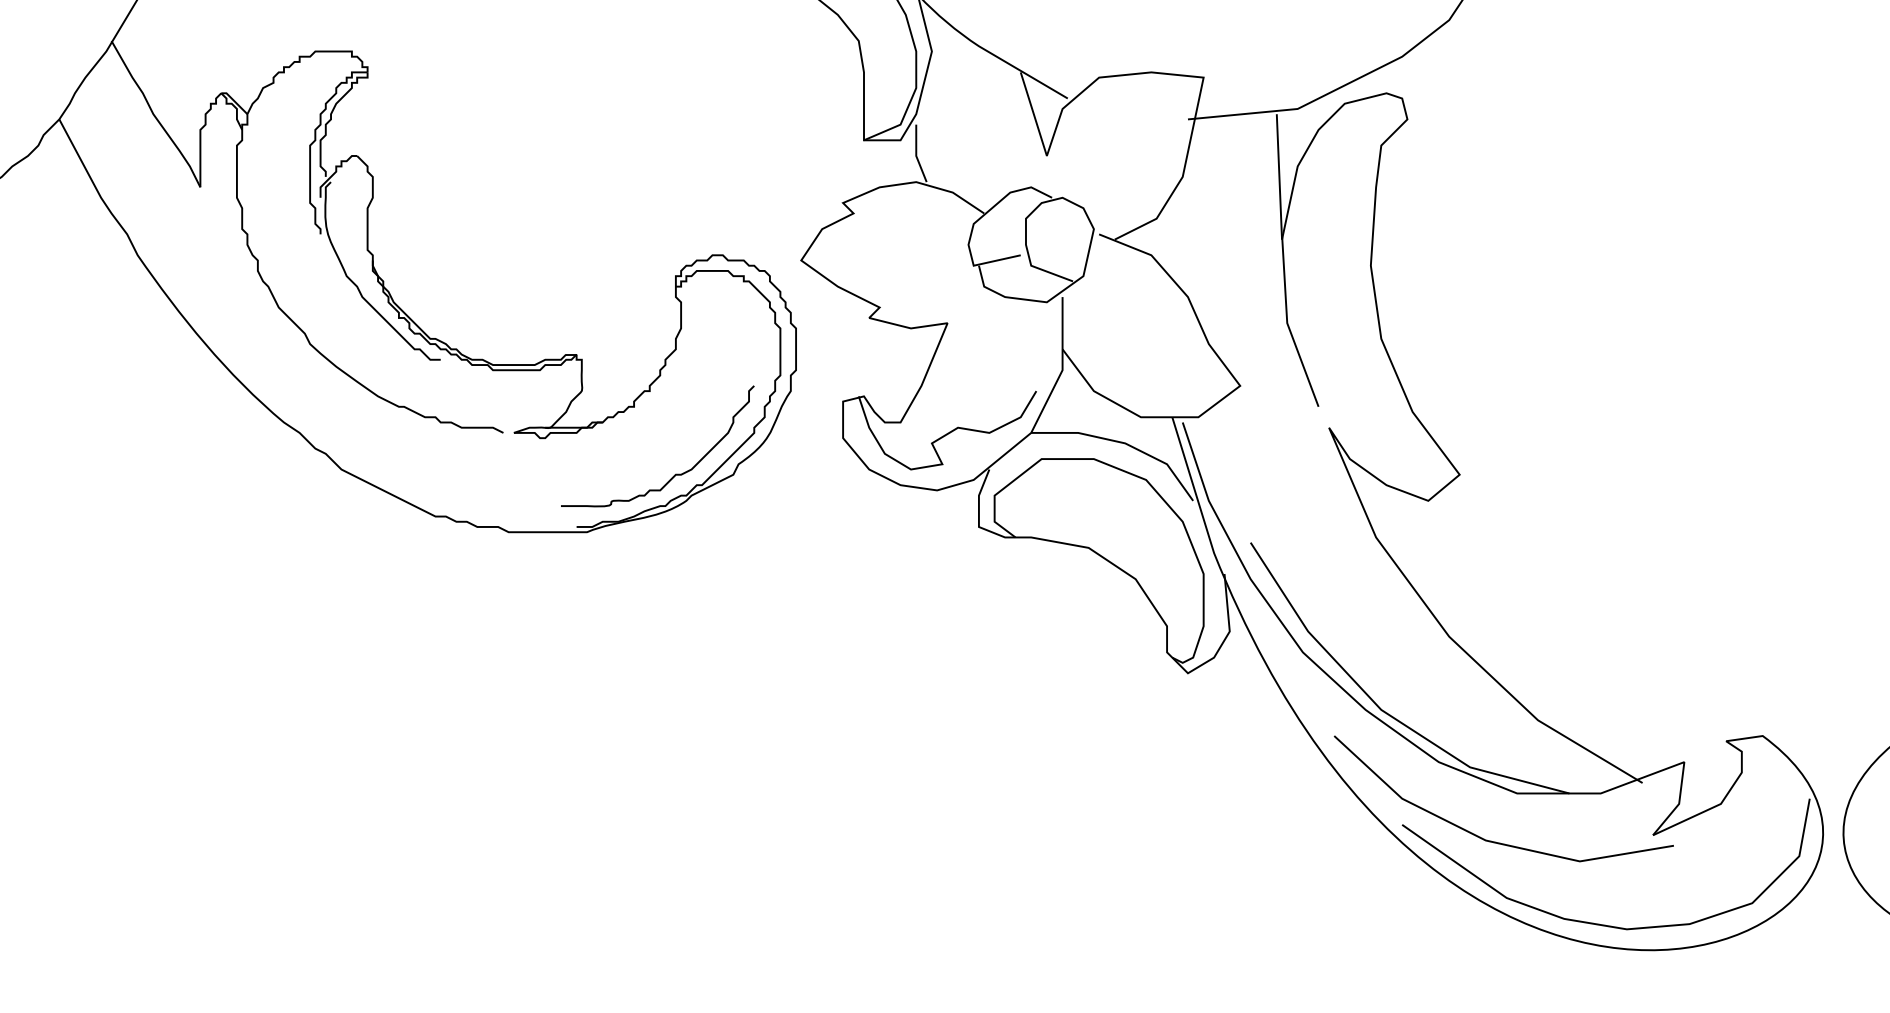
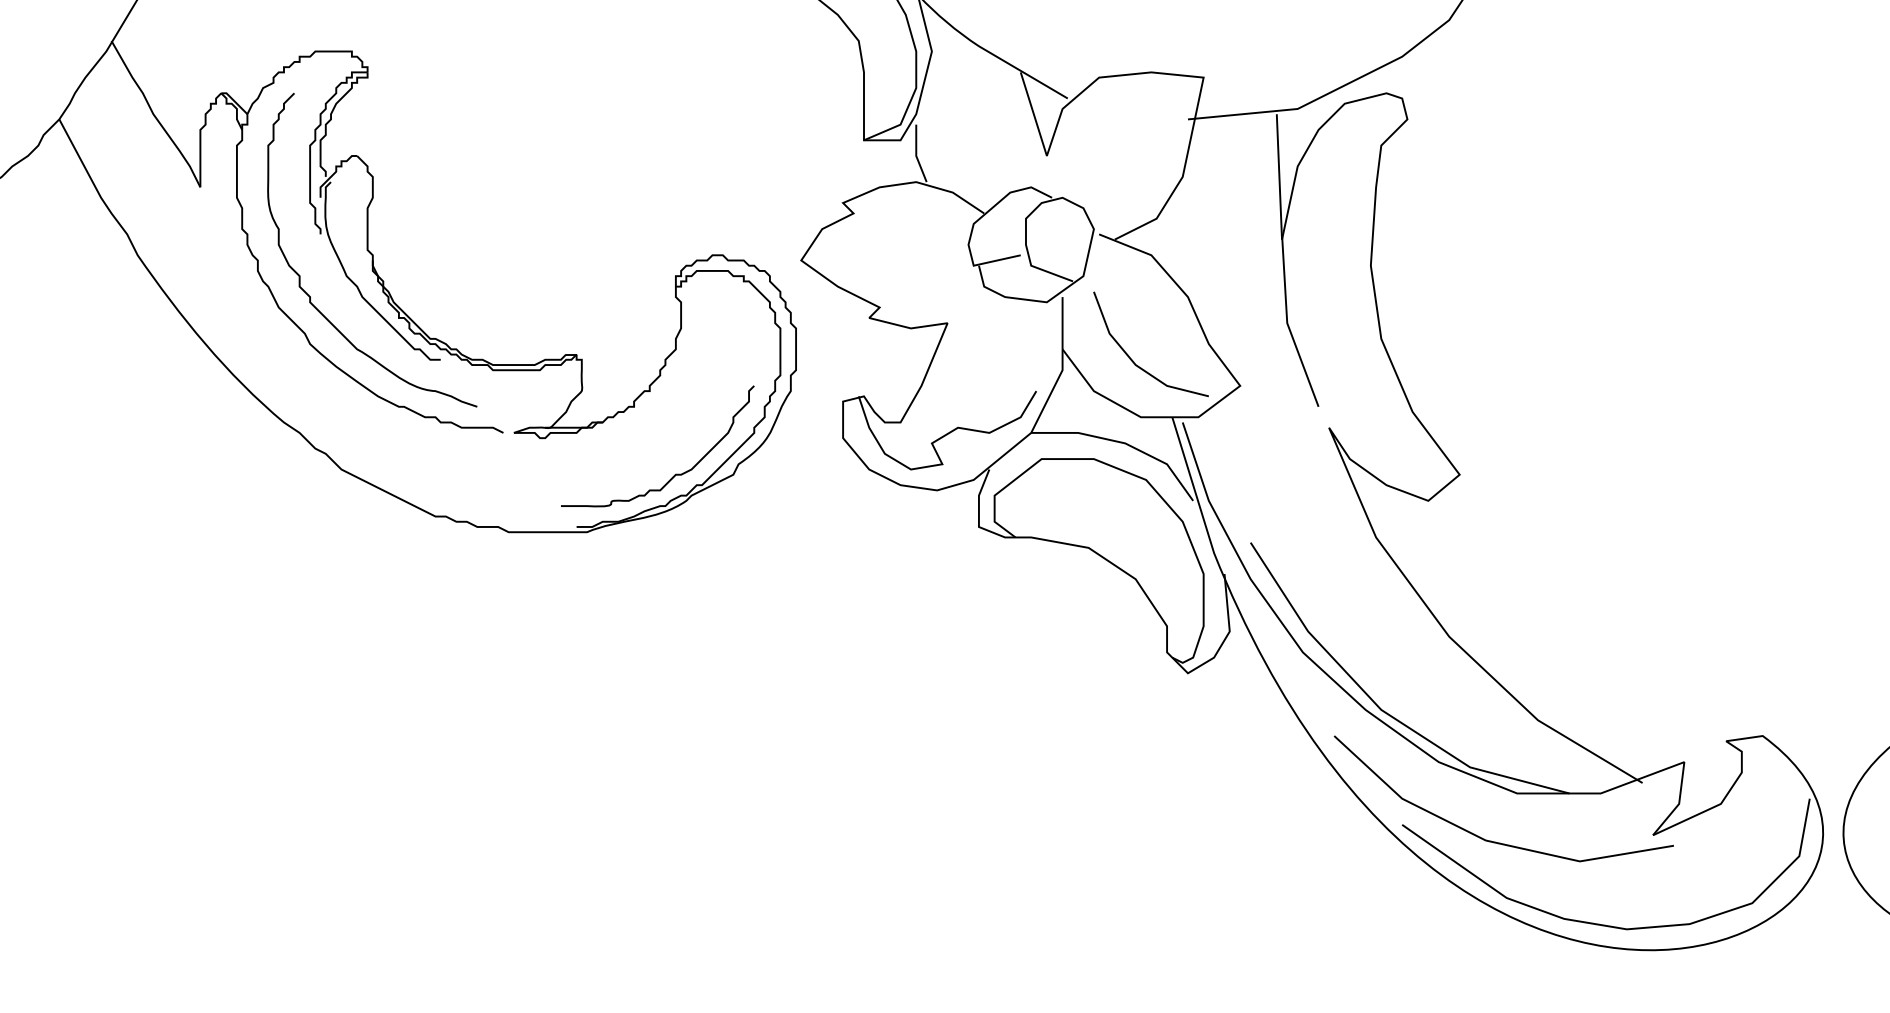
curve: none -> present (300, 275)
curve: none -> present (1133, 360)
